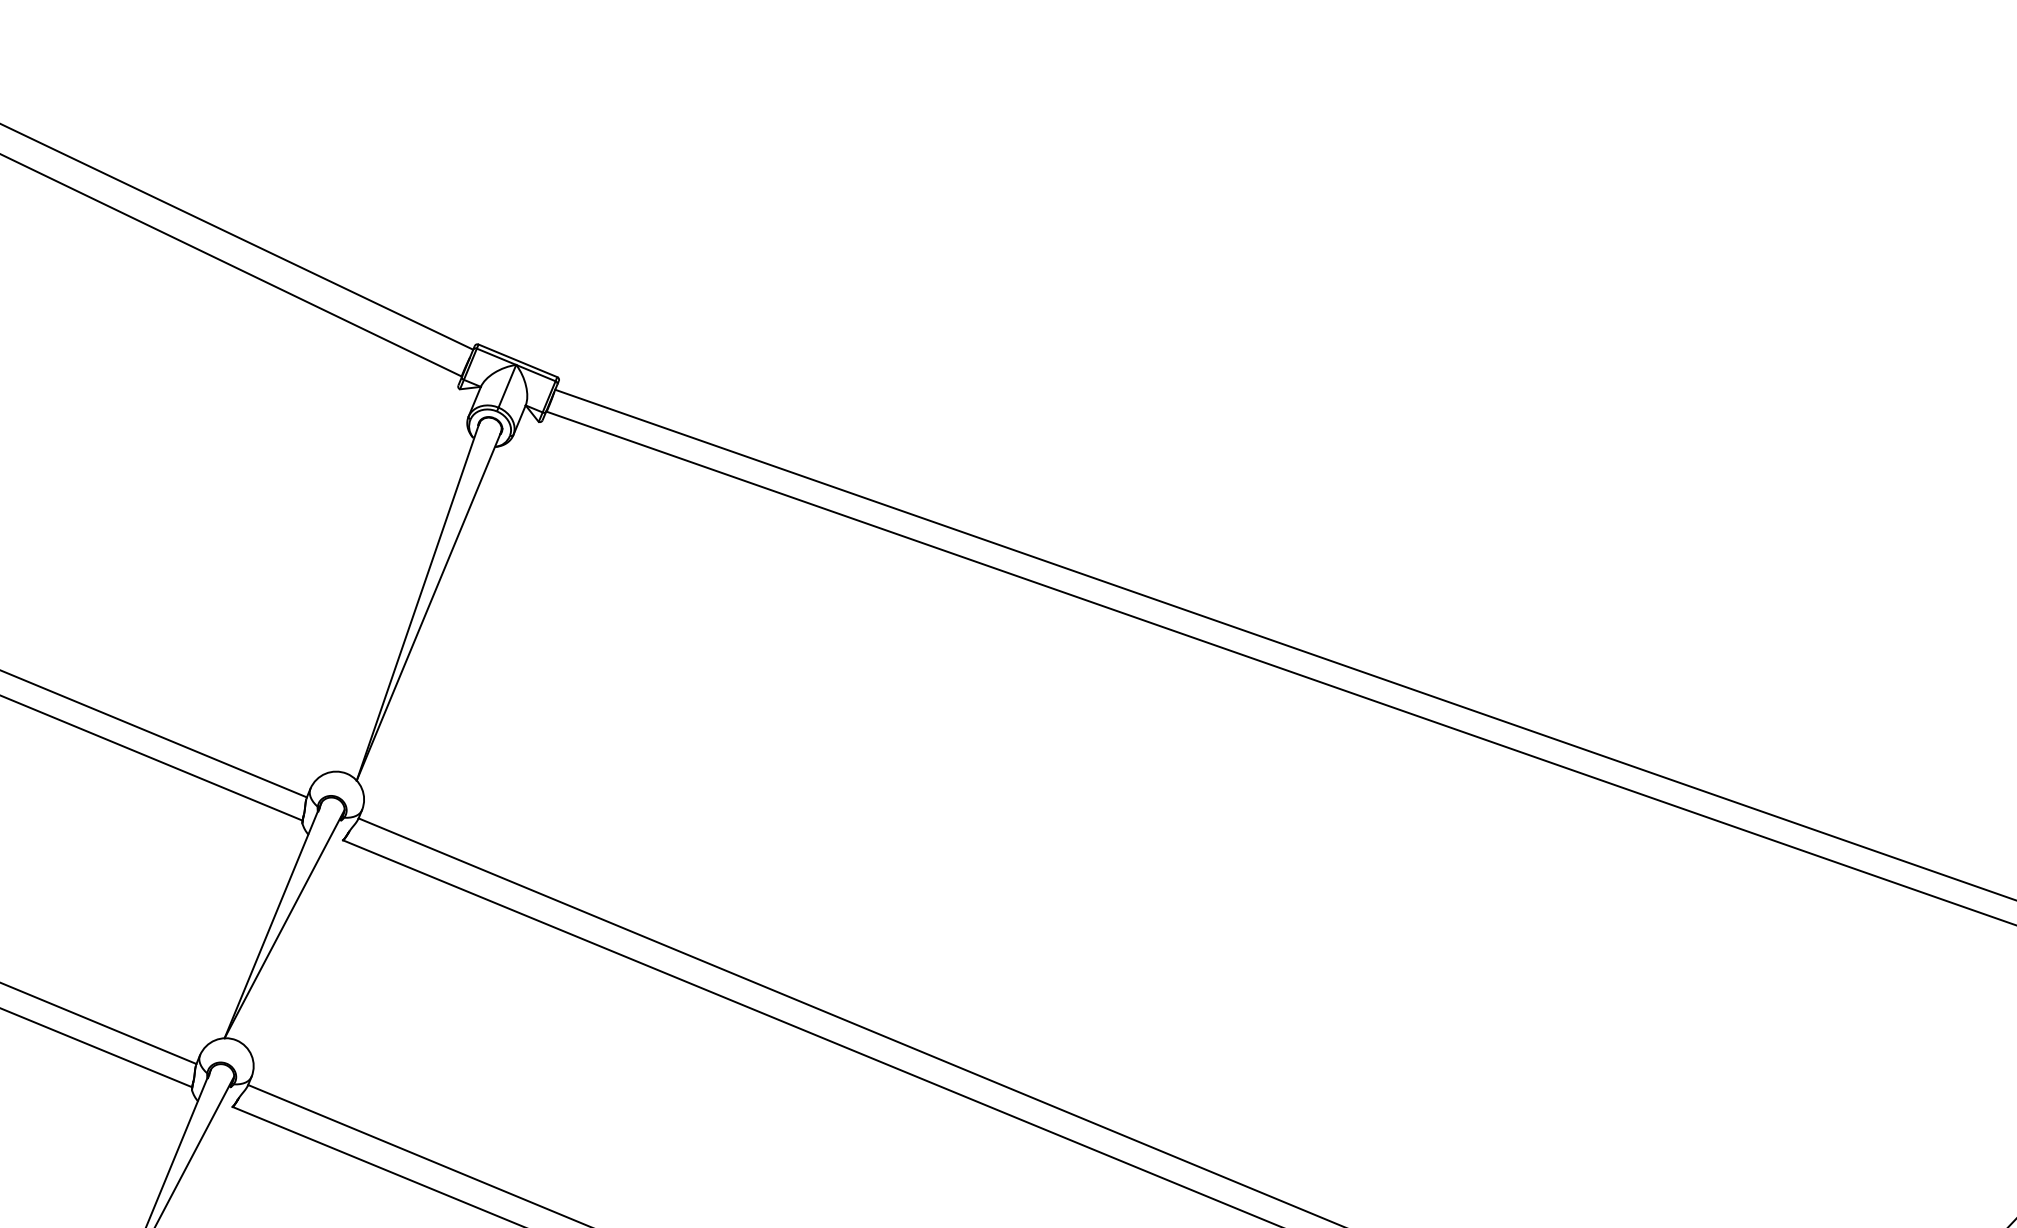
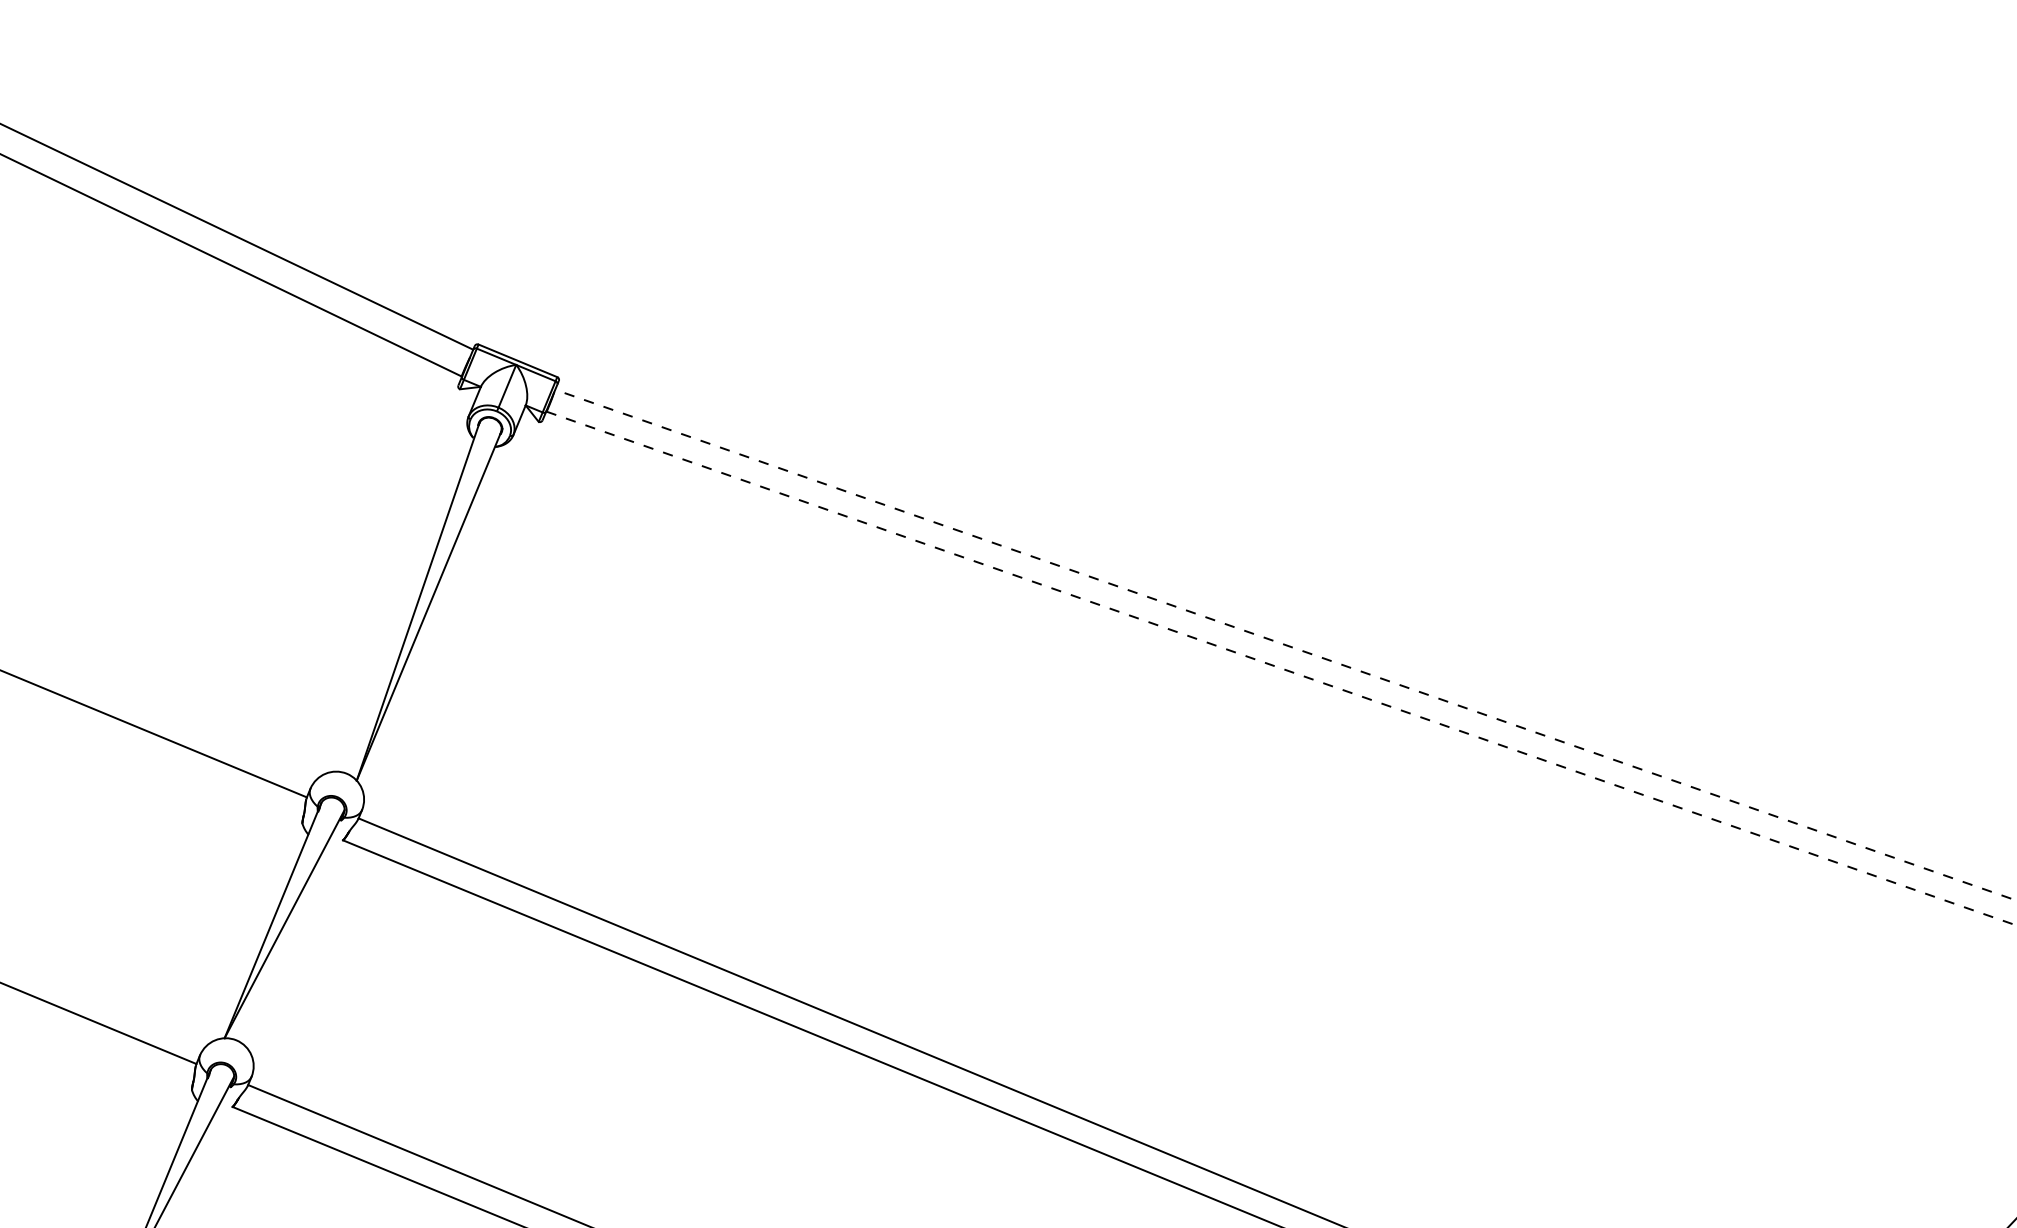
line: solid -> dashed (1285, 645)
line: solid -> dashed (1281, 668)
line: present -> none (152, 758)
line: present -> none (97, 1048)
